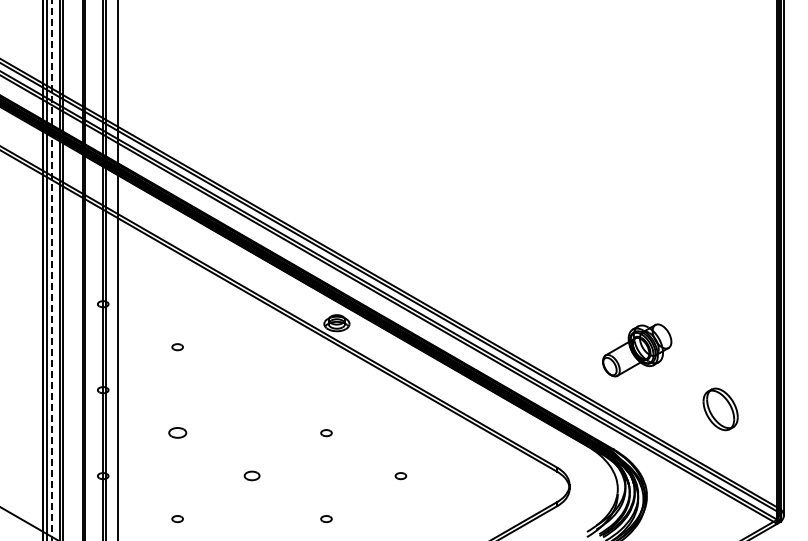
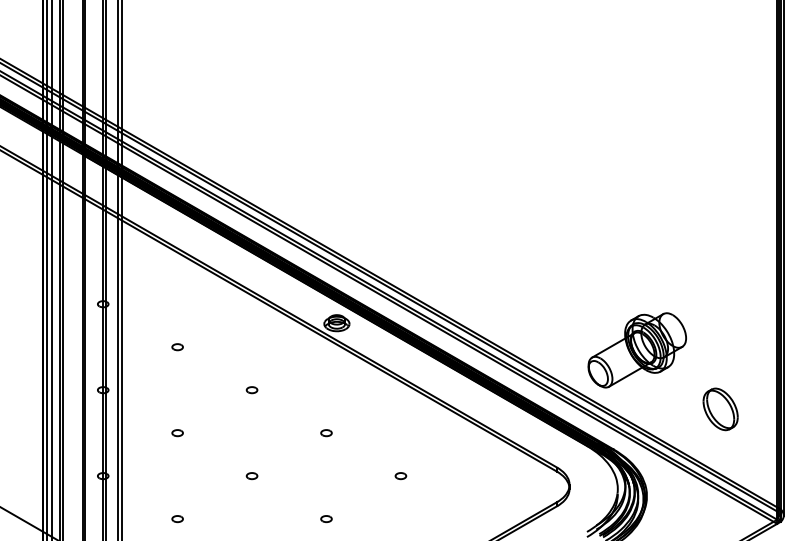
line: none -> present (121, 269)
line: dashed -> solid (52, 270)
part size: 71x55 px -> 100x77 px (636, 350)
part: none -> present (251, 390)
part size: 20x12 px -> 13x9 px (177, 433)
part size: 18x12 px -> 14x9 px (251, 476)
